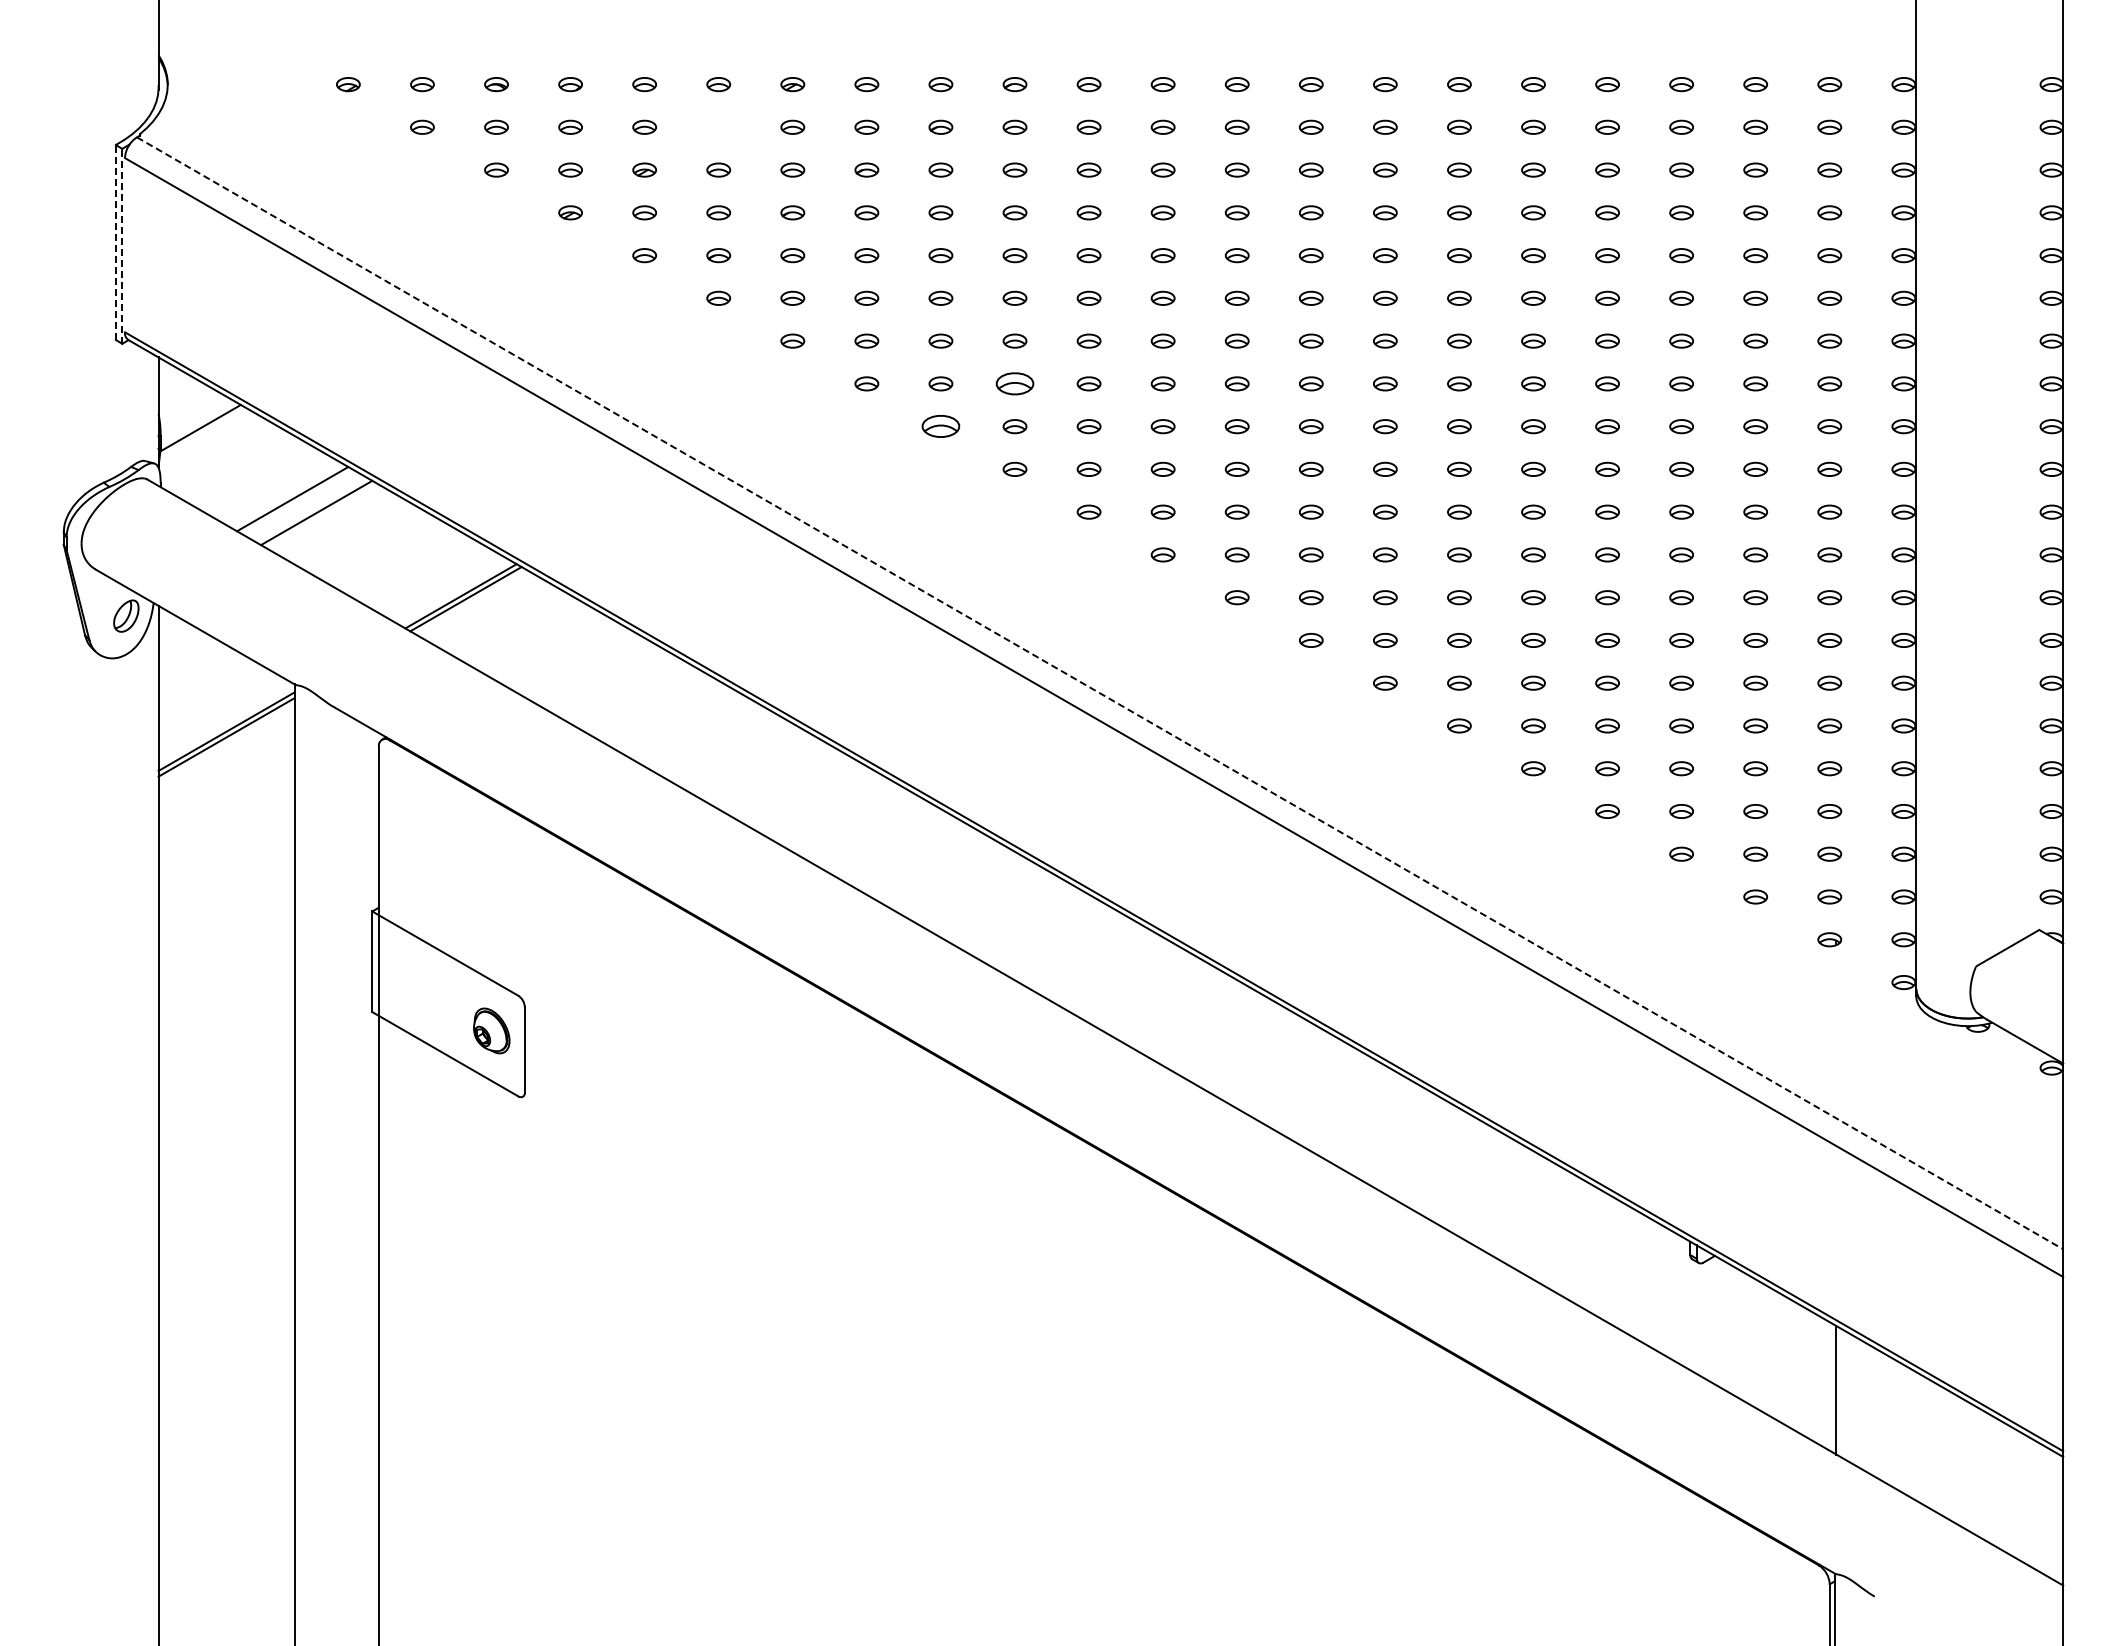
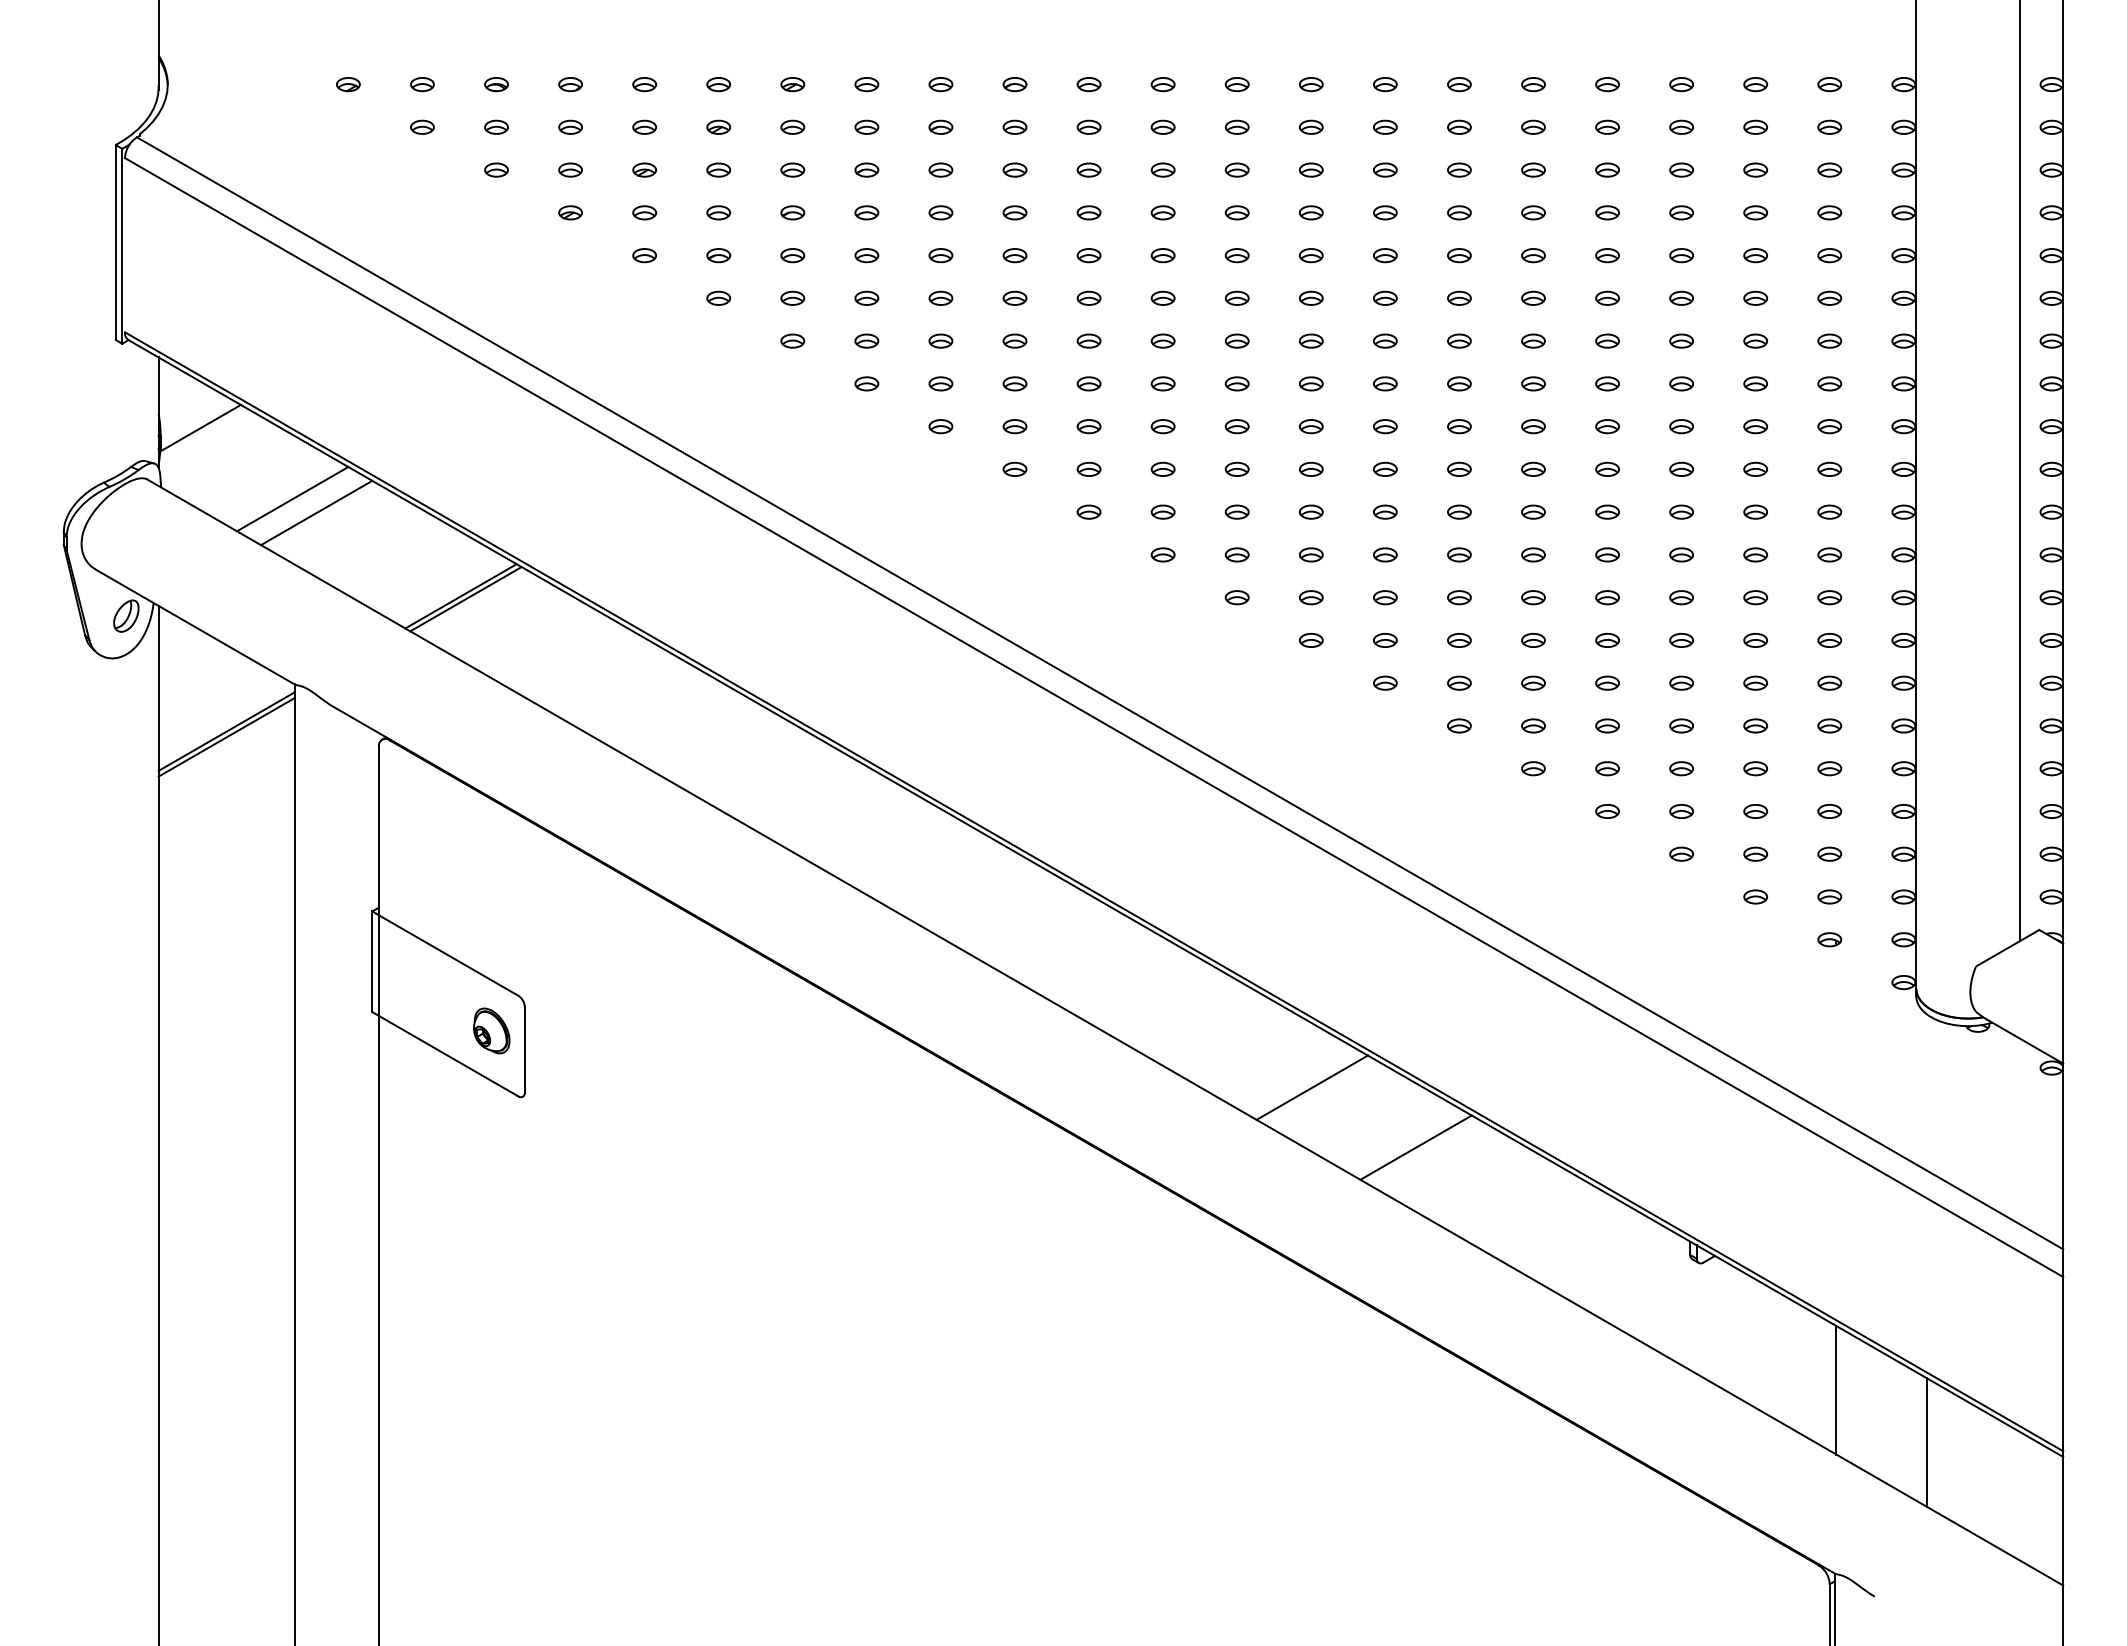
part: none -> present (718, 126)
line: dashed -> solid (115, 241)
line: dashed -> solid (122, 245)
part size: 40x24 px -> 26x16 px (1014, 383)
part size: 40x23 px -> 26x16 px (940, 426)
line: none -> present (2020, 471)
line: dashed -> solid (1100, 693)
line: none -> present (1311, 1087)
line: none -> present (1415, 1147)
line: none -> present (1927, 1442)
